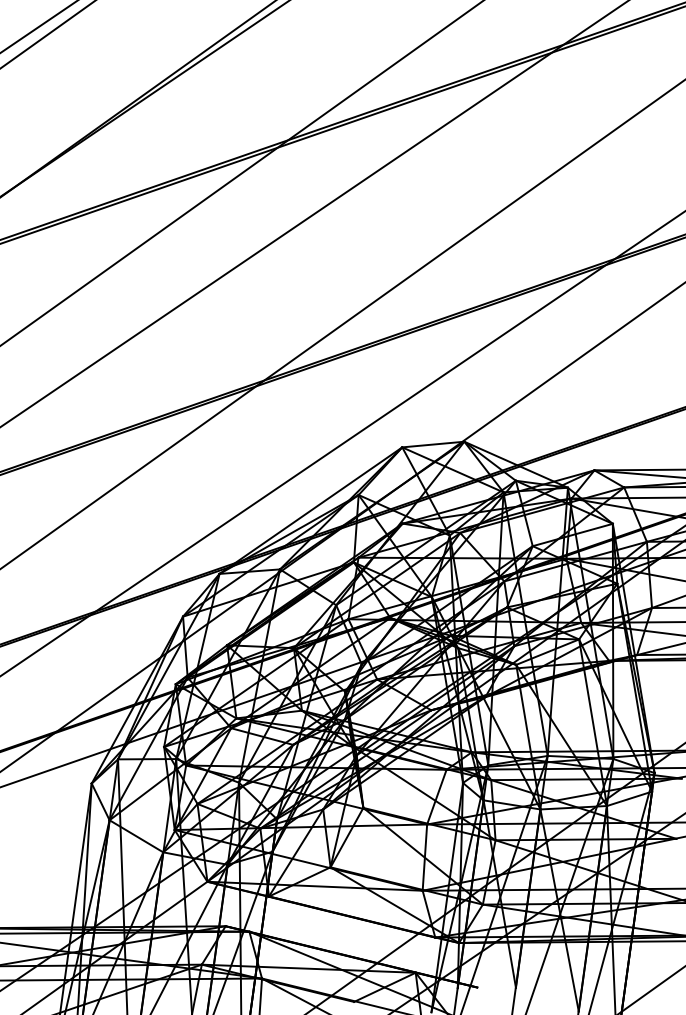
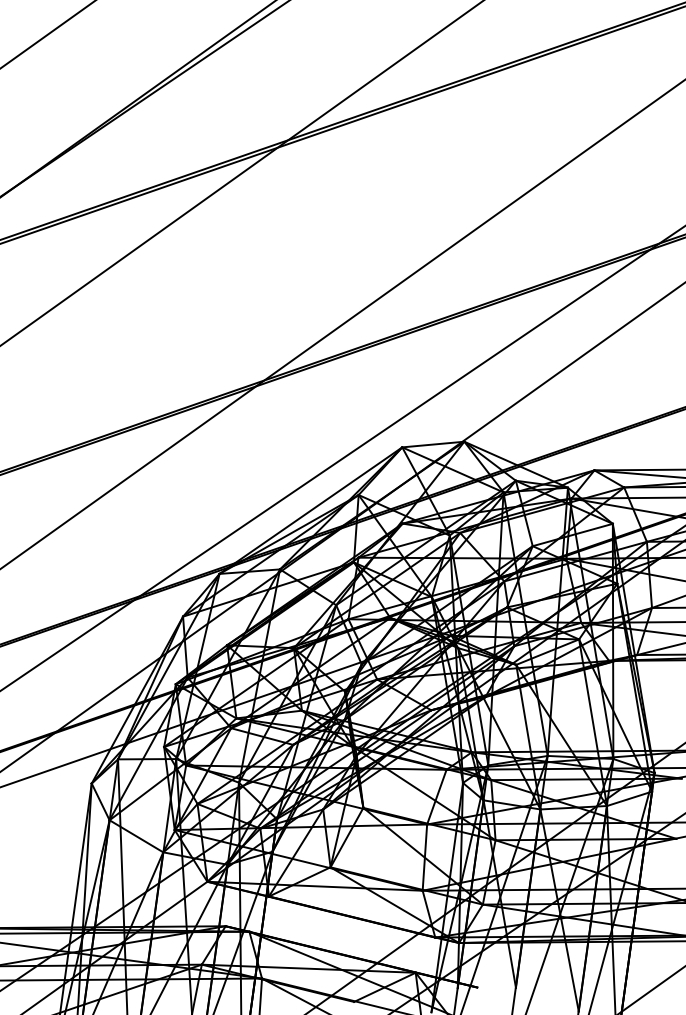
line: present -> none (38, 26)
line: present -> none (313, 213)
line position: (342, 444) -> (342, 458) (342, 458)
